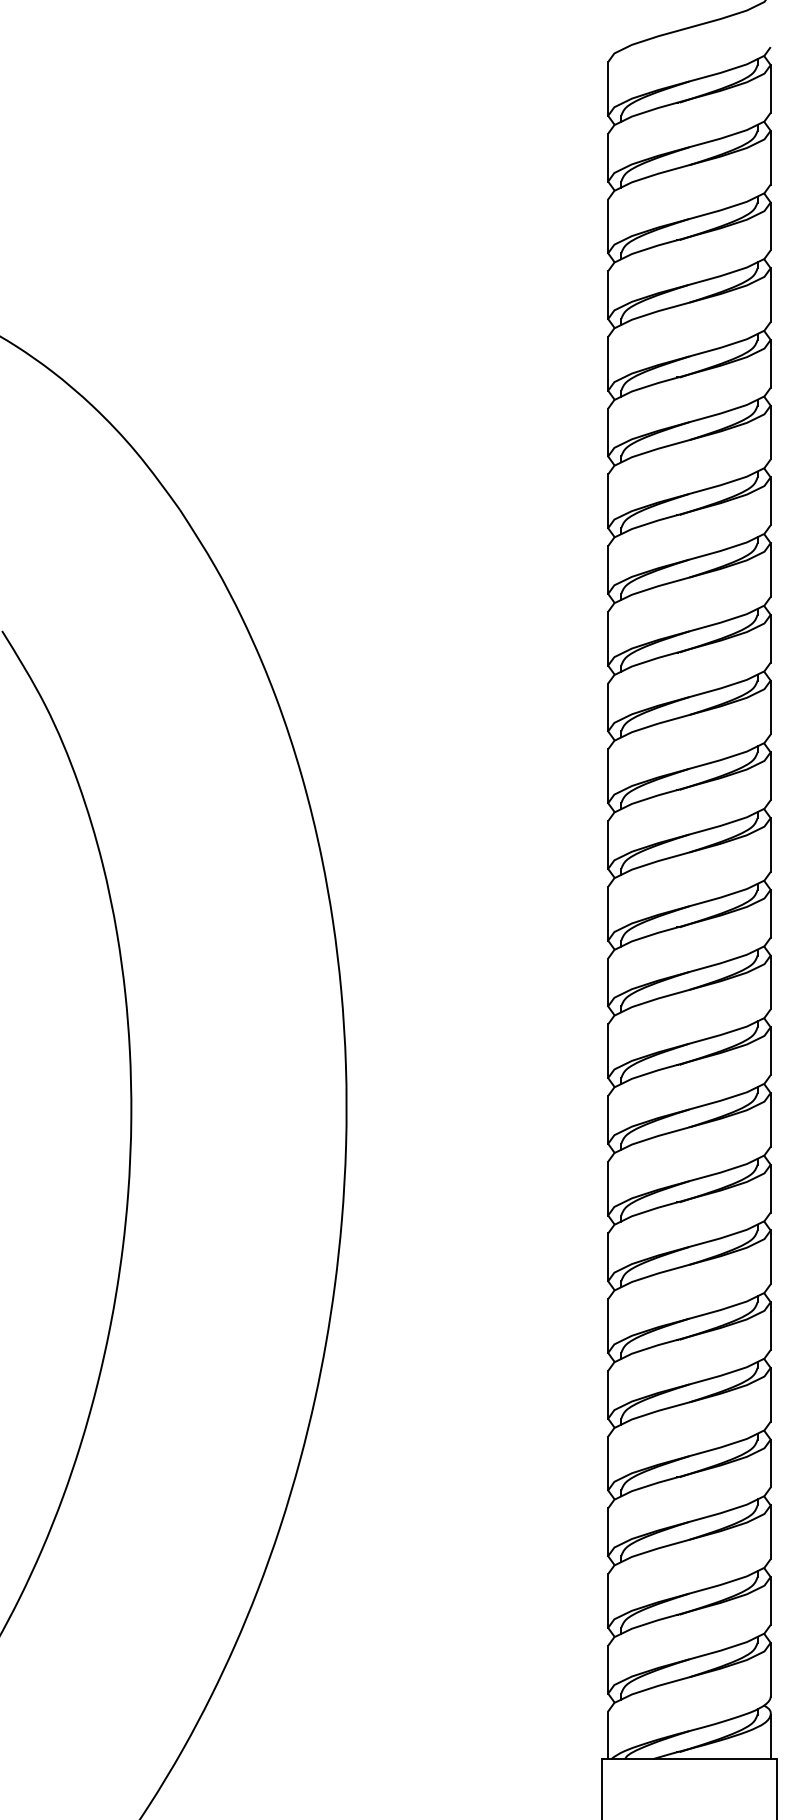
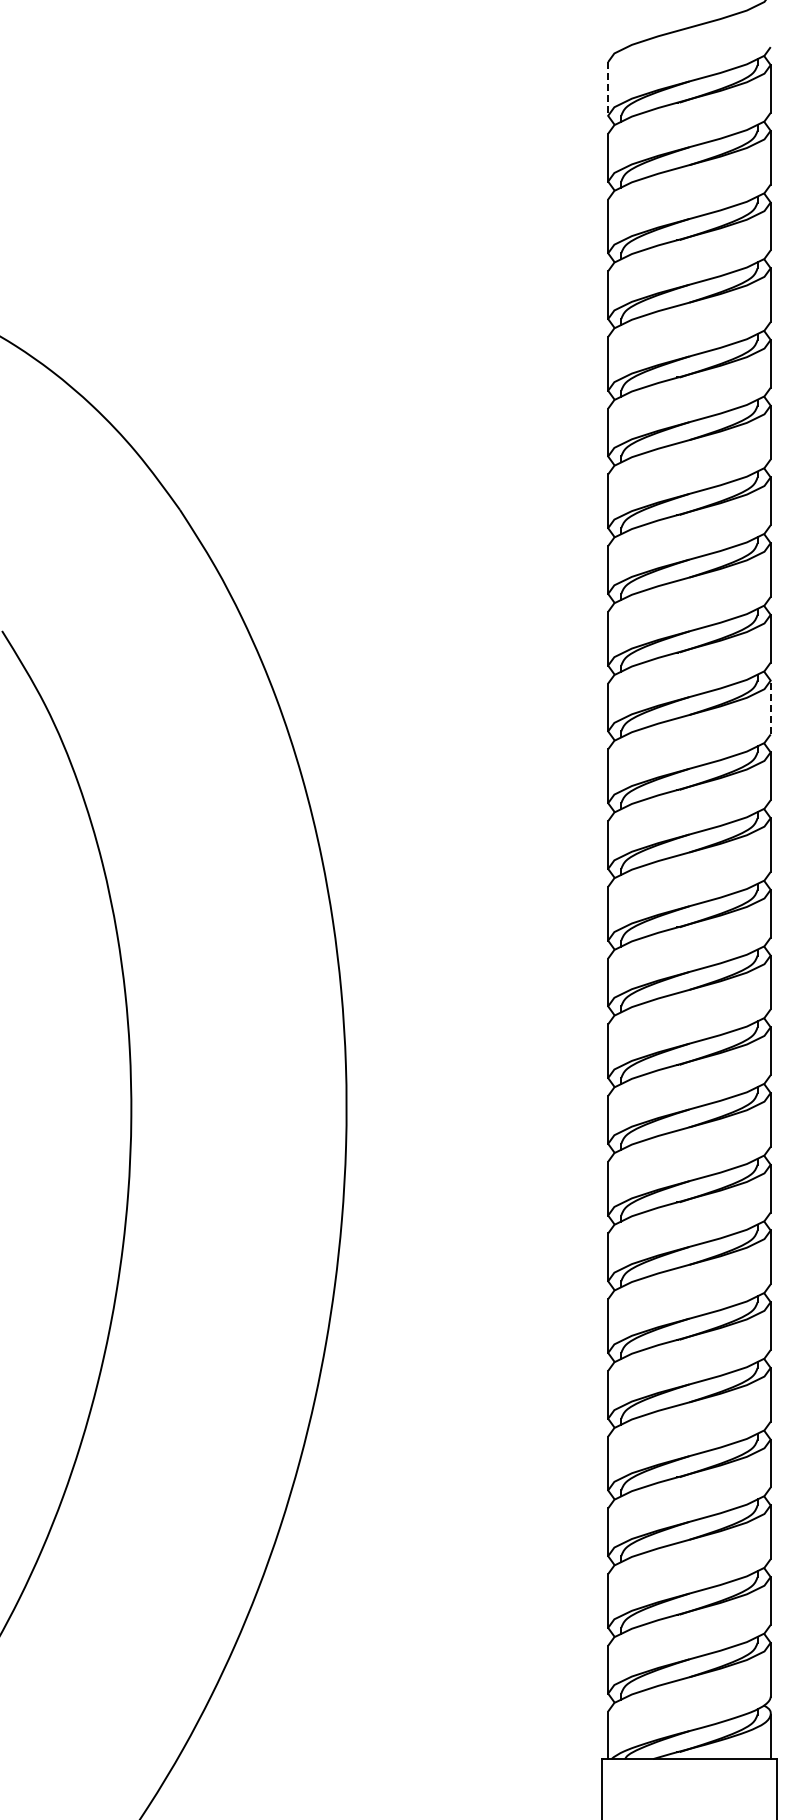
line: solid -> dashed (608, 88)
line: solid -> dashed (770, 707)
